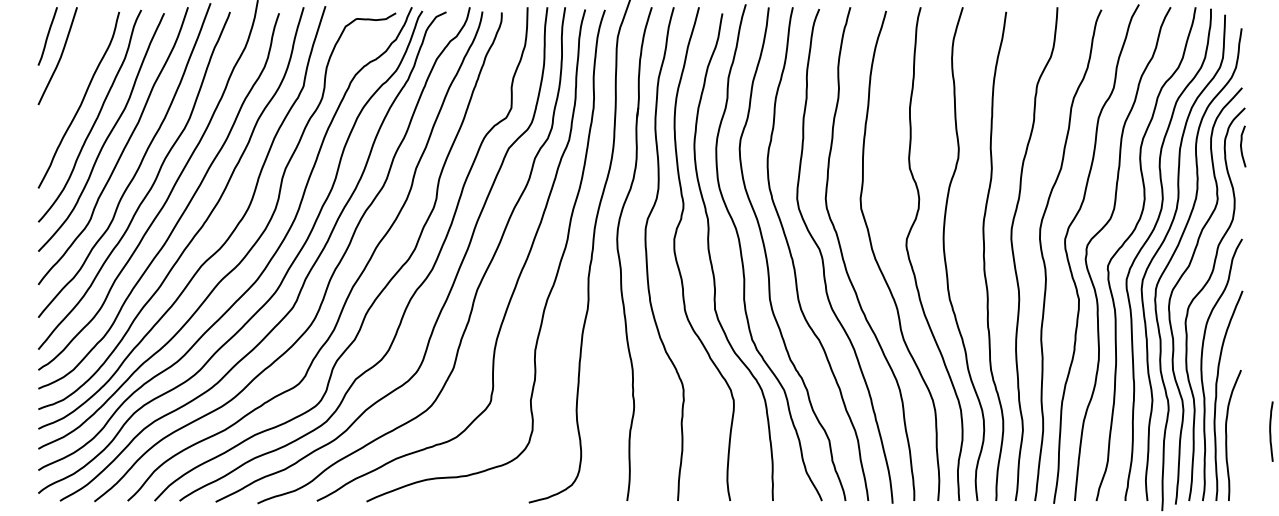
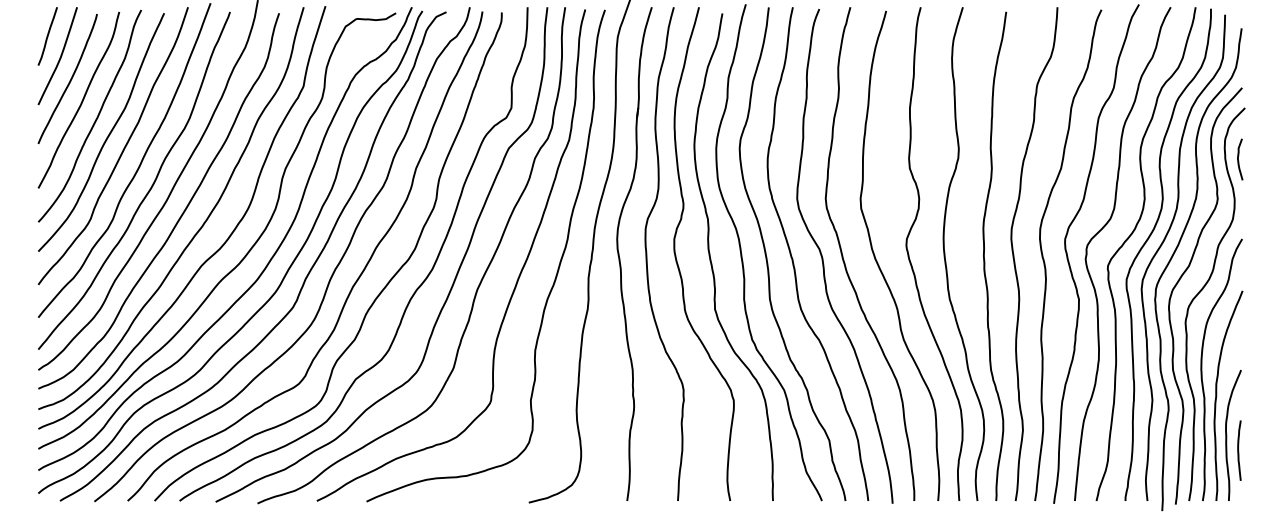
curve: none -> present (69, 80)
curve position: (1241, 146) -> (1238, 159) (1238, 159)
curve position: (1270, 431) -> (1238, 450) (1238, 450)
